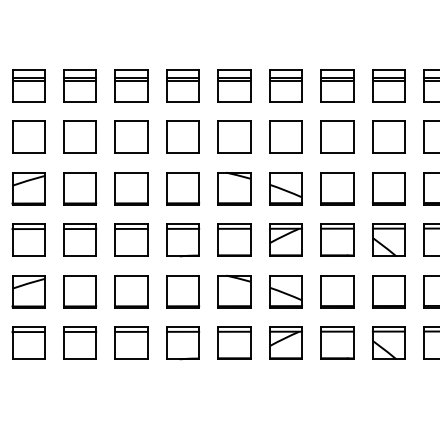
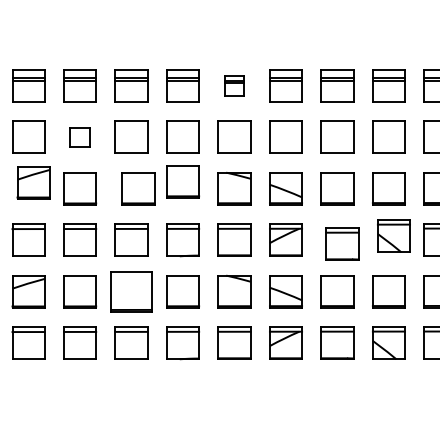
part size: 35x34 px -> 21x22 px (234, 85)
part size: 34x34 px -> 22x21 px (79, 137)
part position: (28, 188) -> (33, 182) (33, 182)
part position: (131, 188) -> (138, 188) (138, 188)
part position: (182, 188) -> (182, 181) (182, 181)
part position: (337, 239) -> (342, 243) (342, 243)
part position: (388, 239) -> (393, 235) (393, 235)
part size: 35x34 px -> 43x42 px (131, 291)
